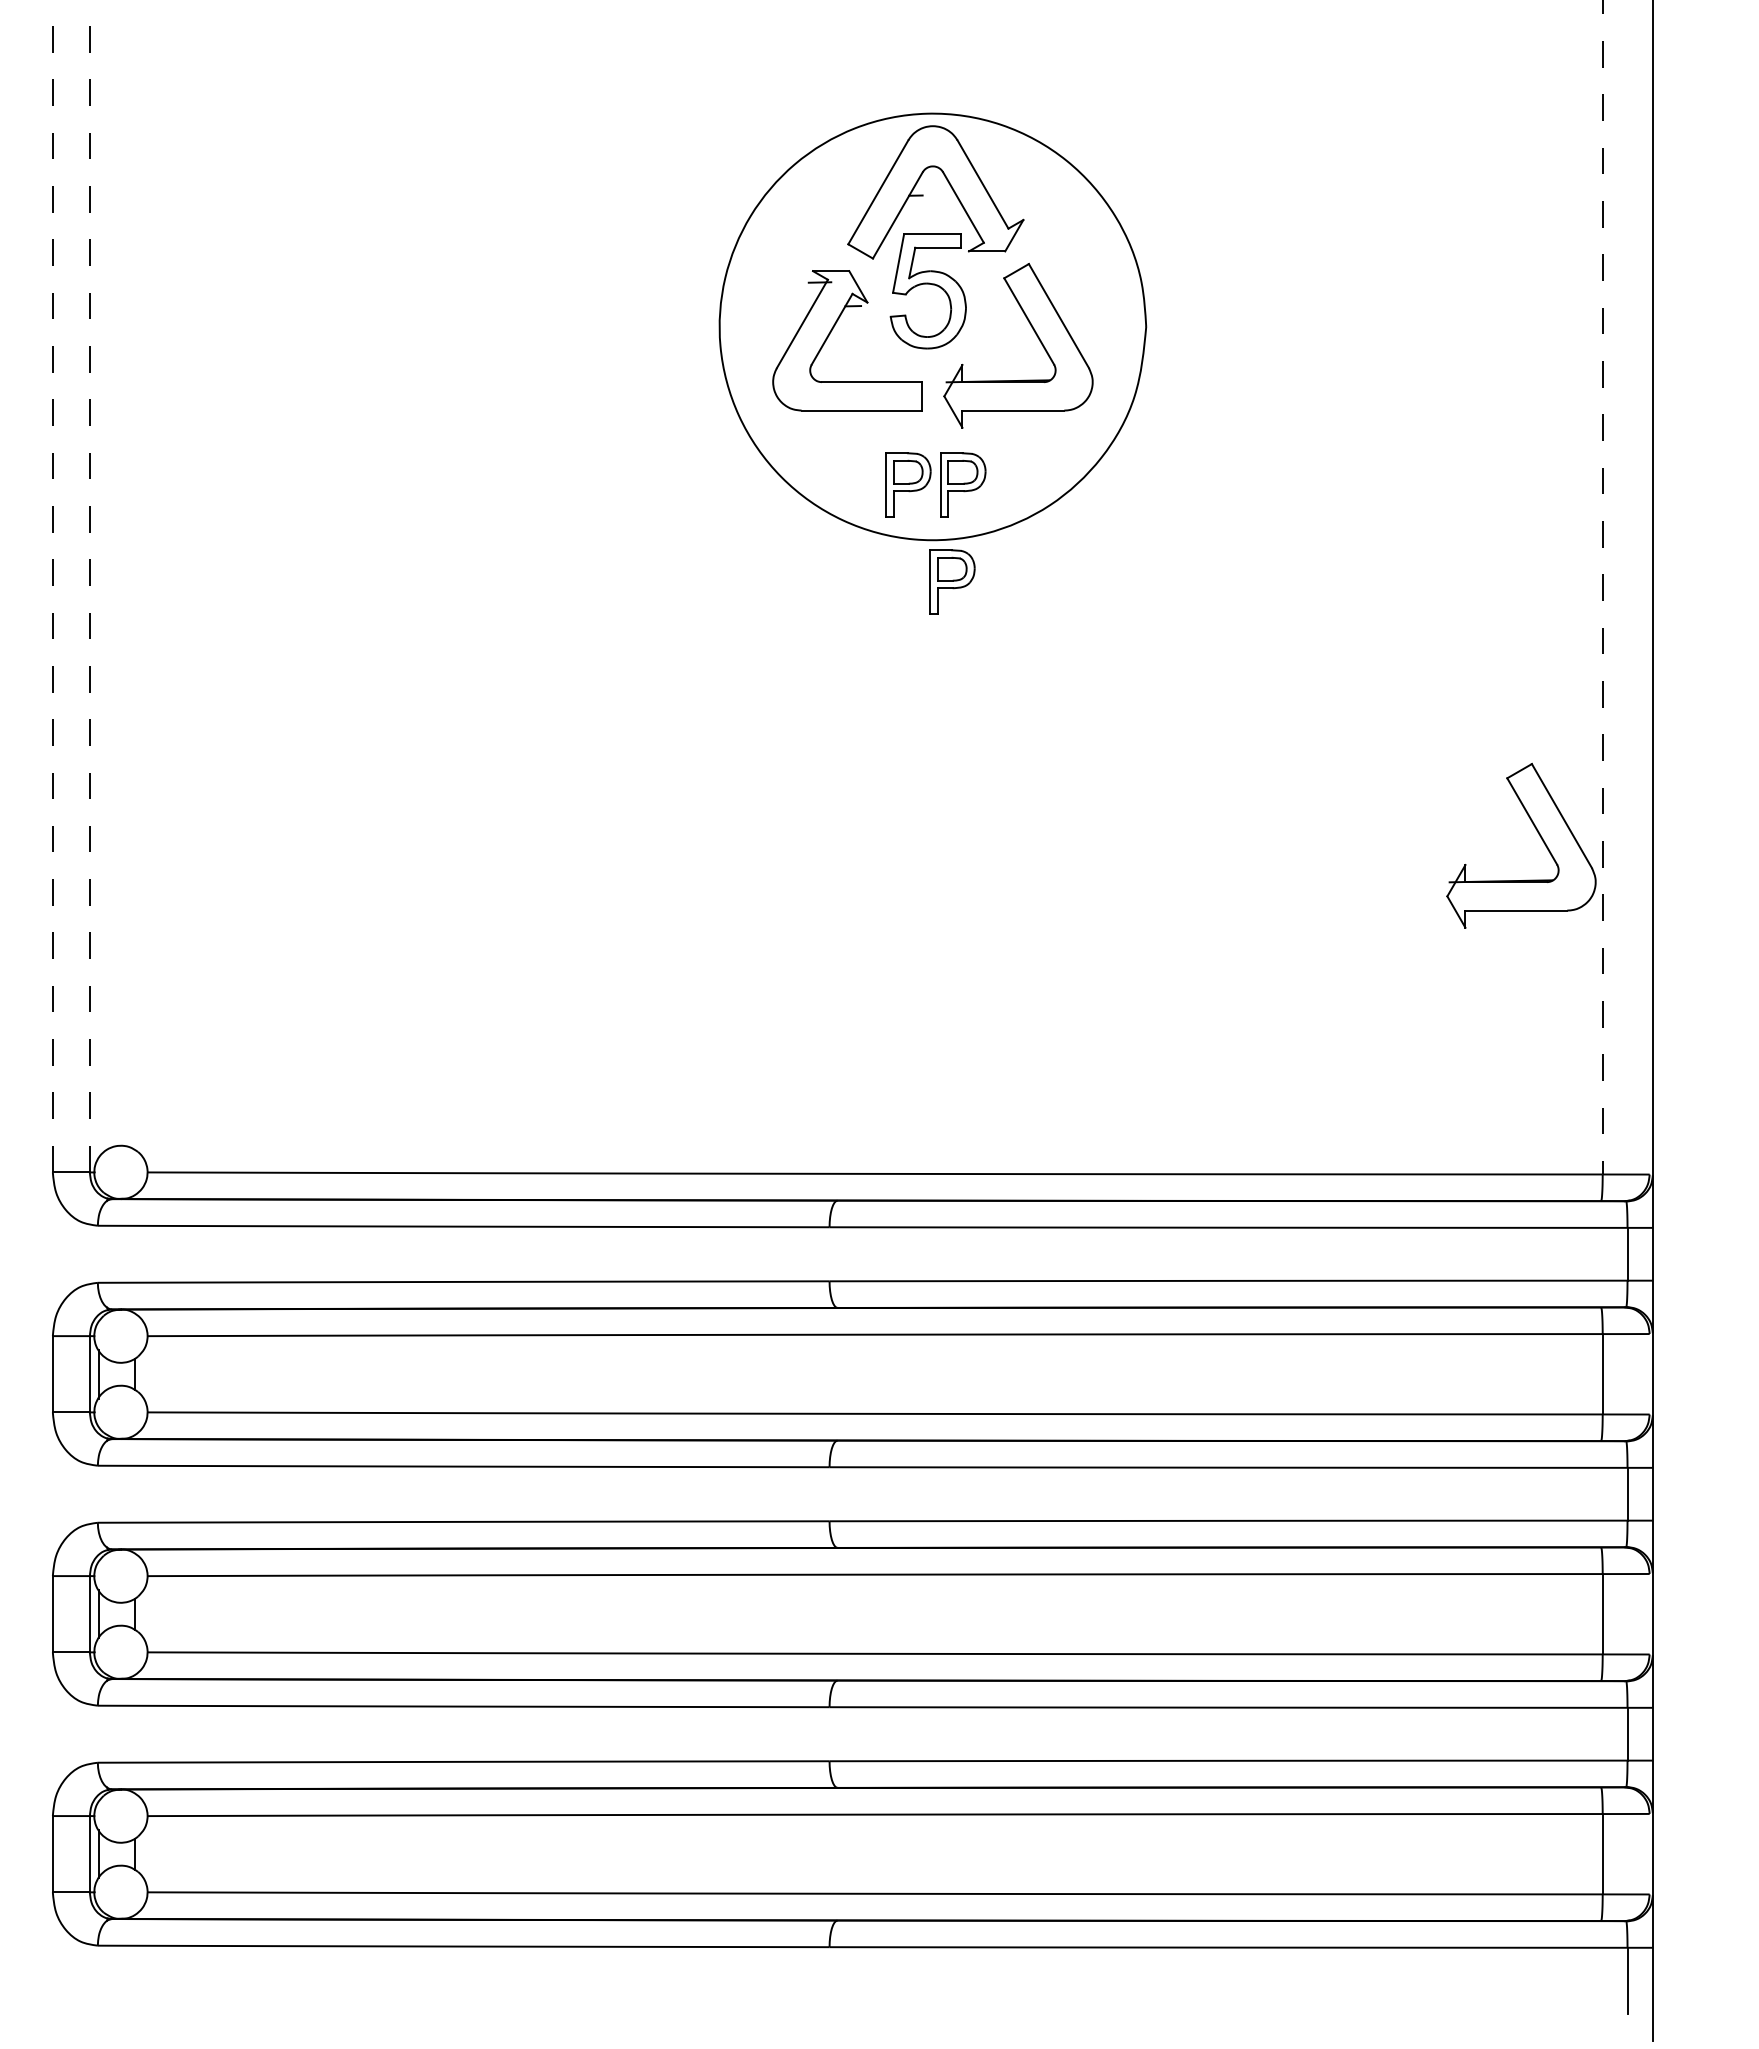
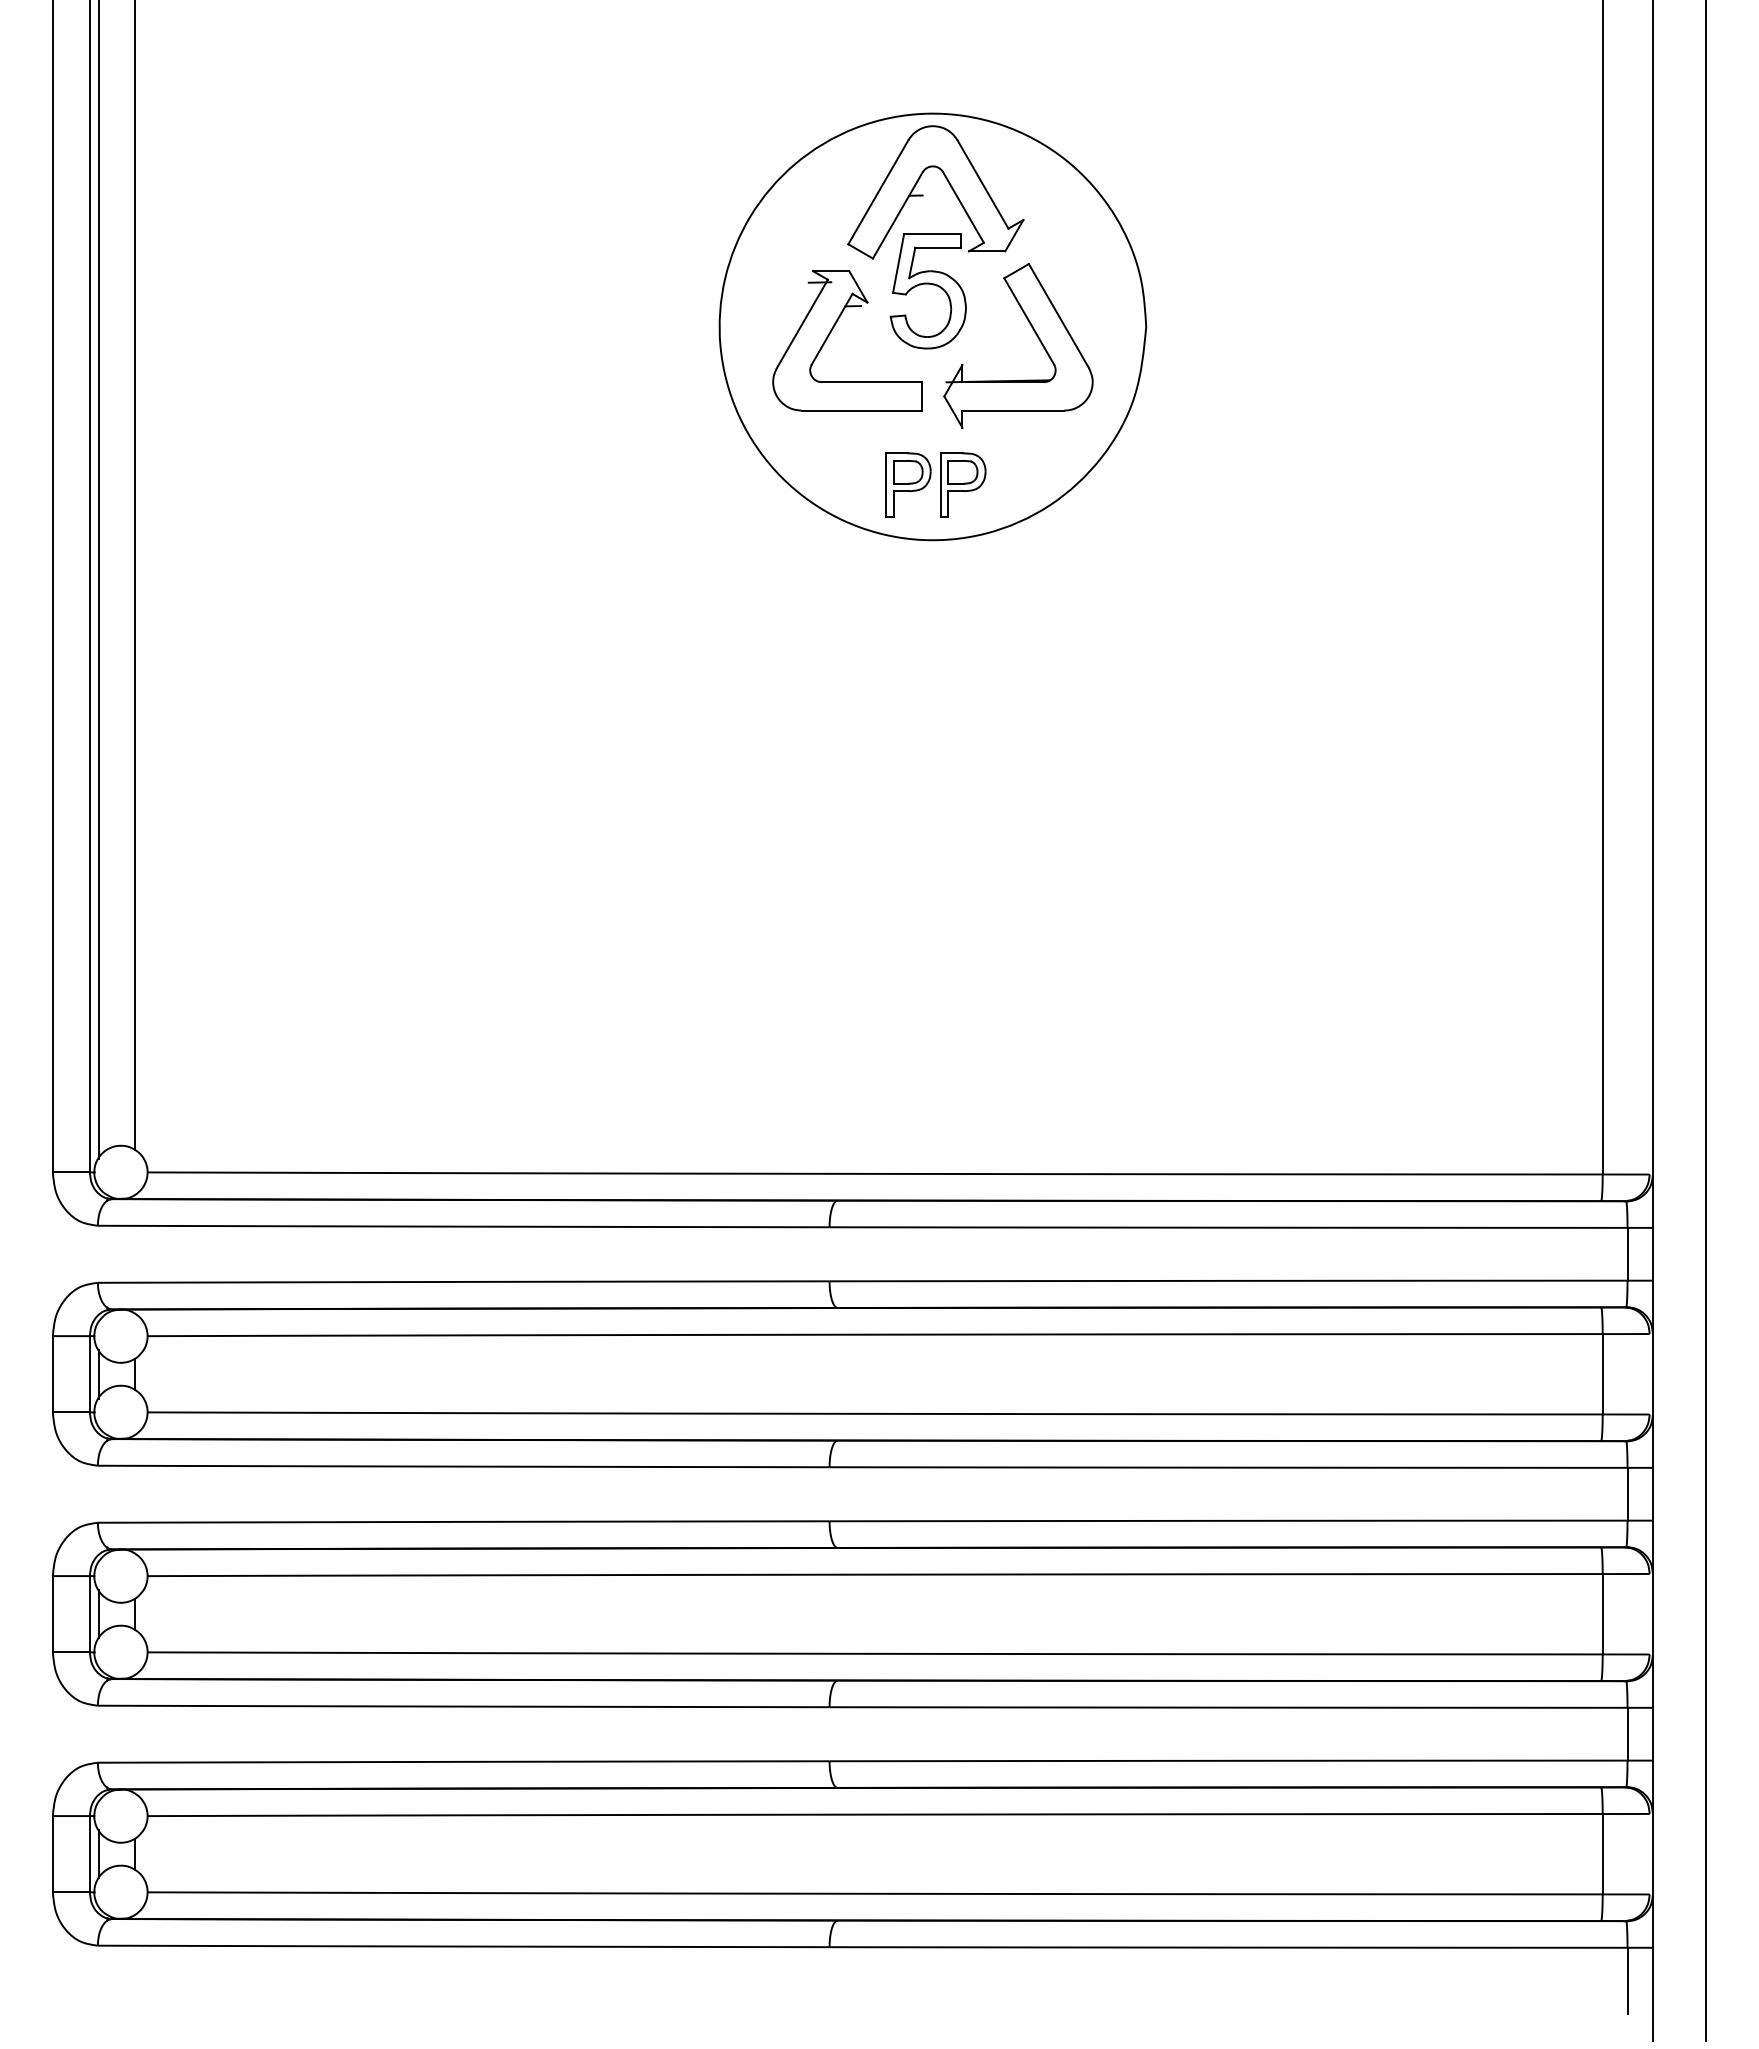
line: none -> present (135, 576)
line: none -> present (98, 580)
part: present -> none (952, 581)
line: dashed -> solid (52, 586)
line: dashed -> solid (89, 586)
line: dashed -> solid (1602, 587)
part: present -> none (1539, 836)
line: none -> present (1706, 1021)
